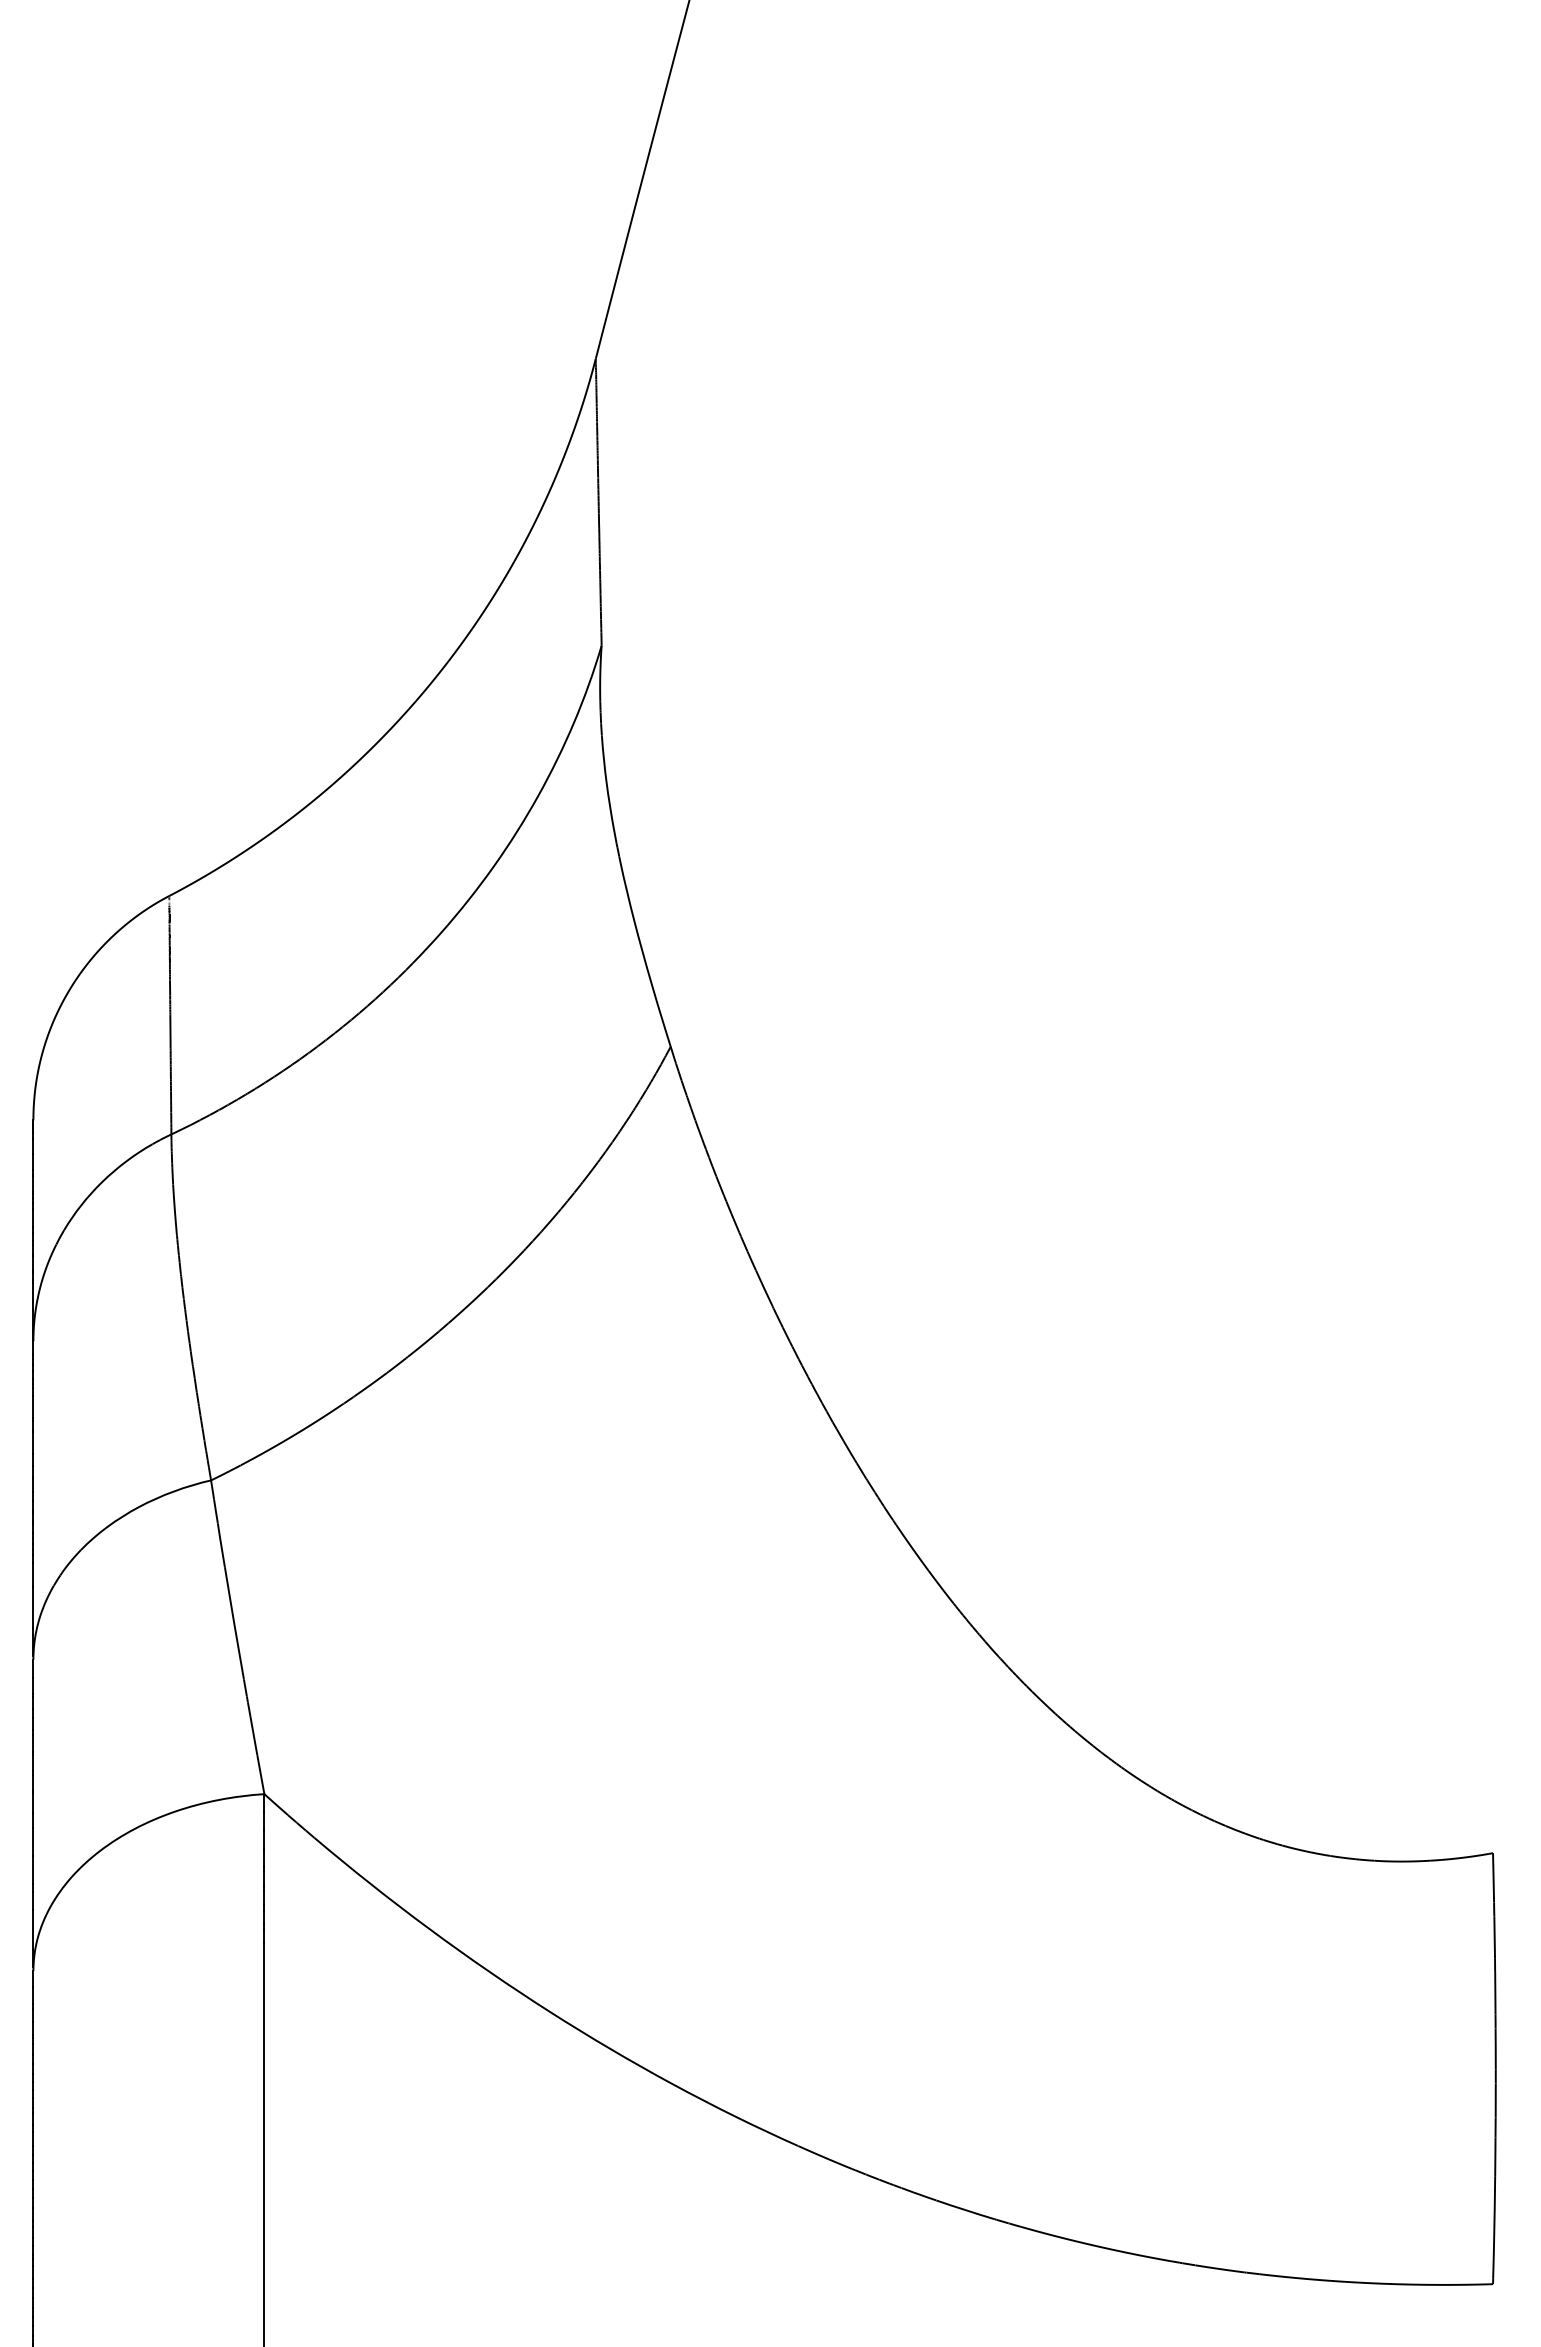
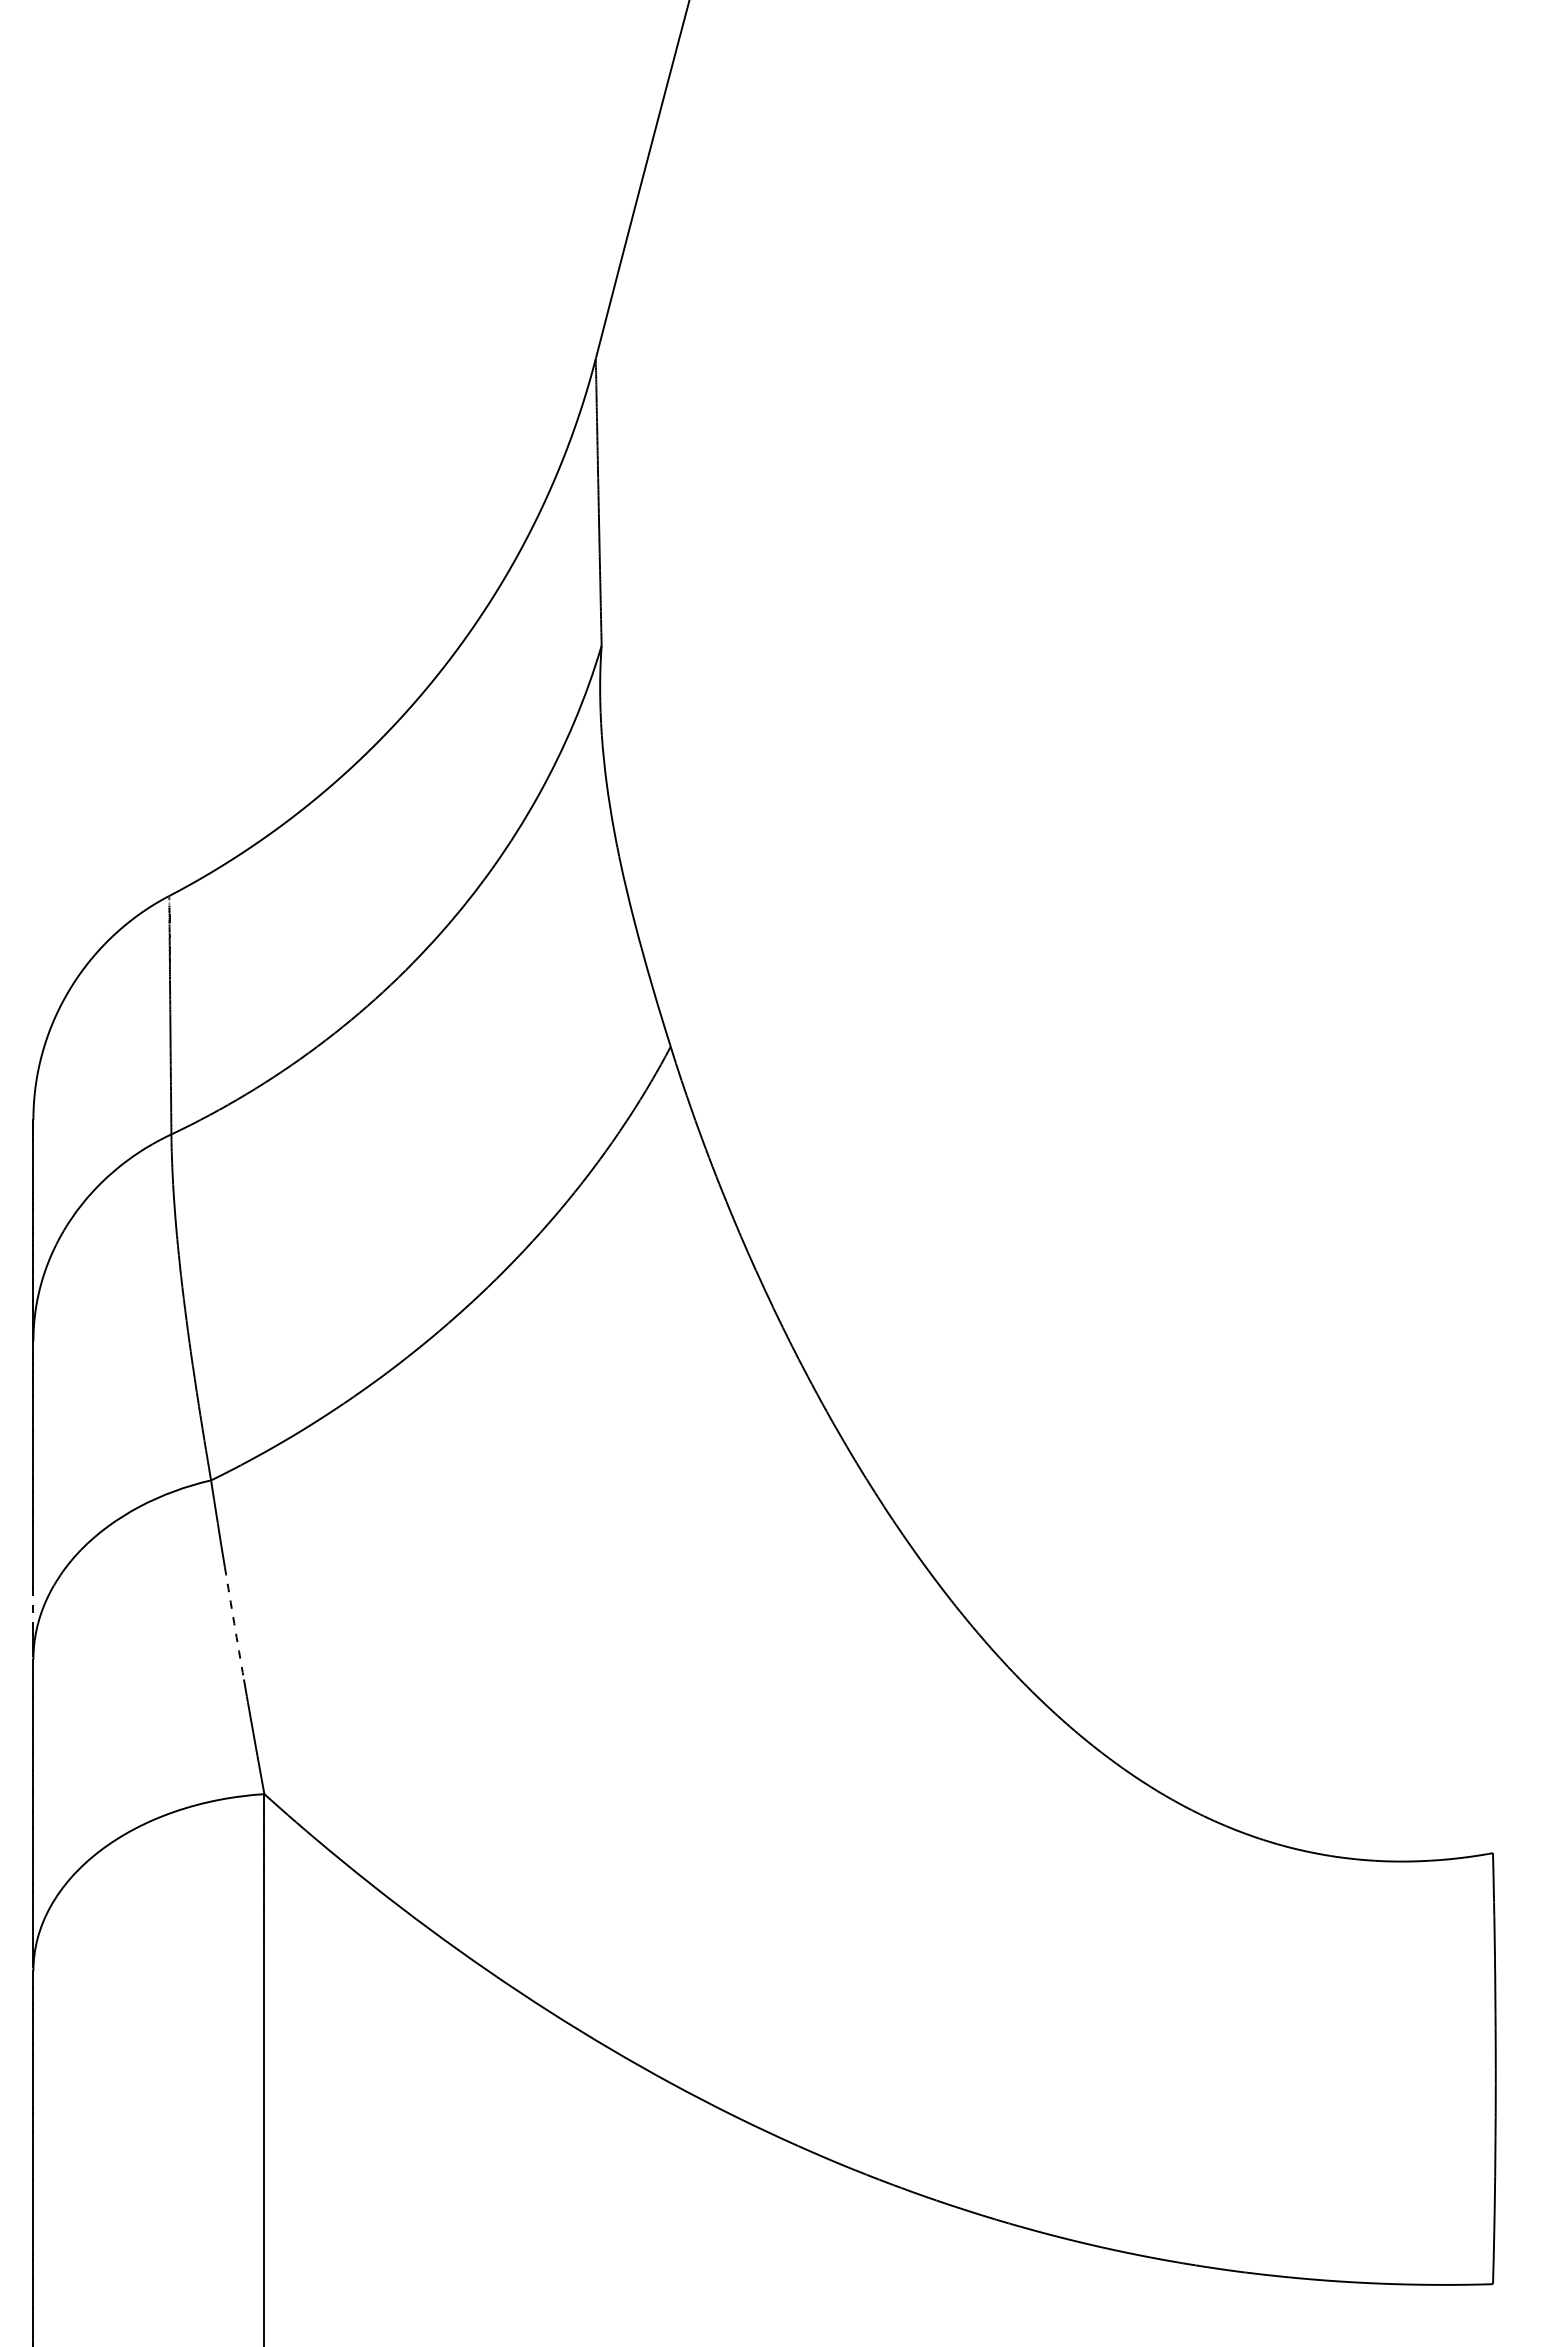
line: solid -> dashed (33, 1607)
arc: solid -> dashed (234, 1623)
